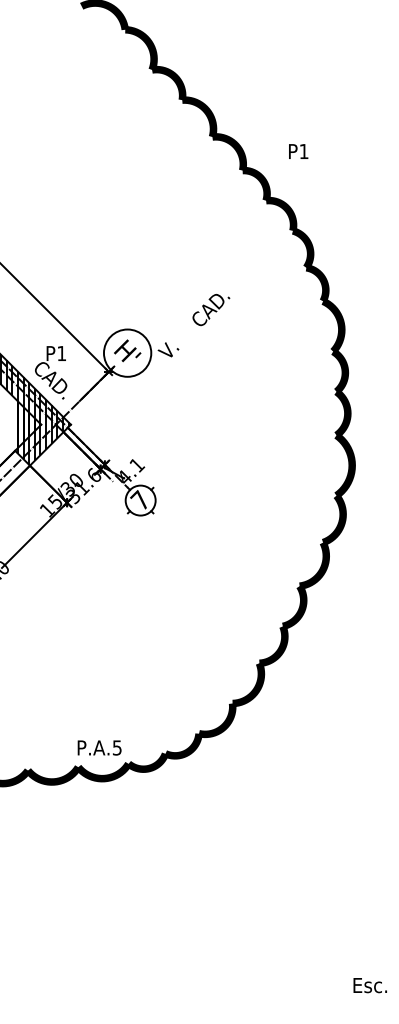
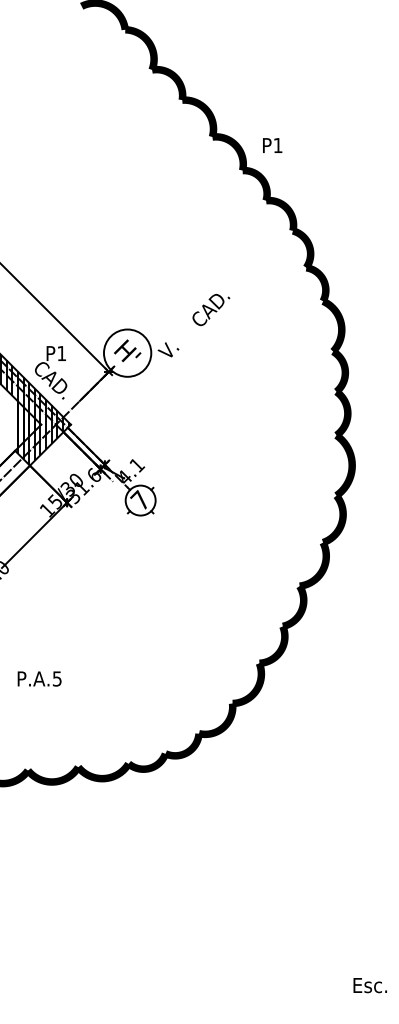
text position: (298, 151) -> (272, 145) (272, 145)
text position: (99, 747) -> (39, 678) (39, 678)
